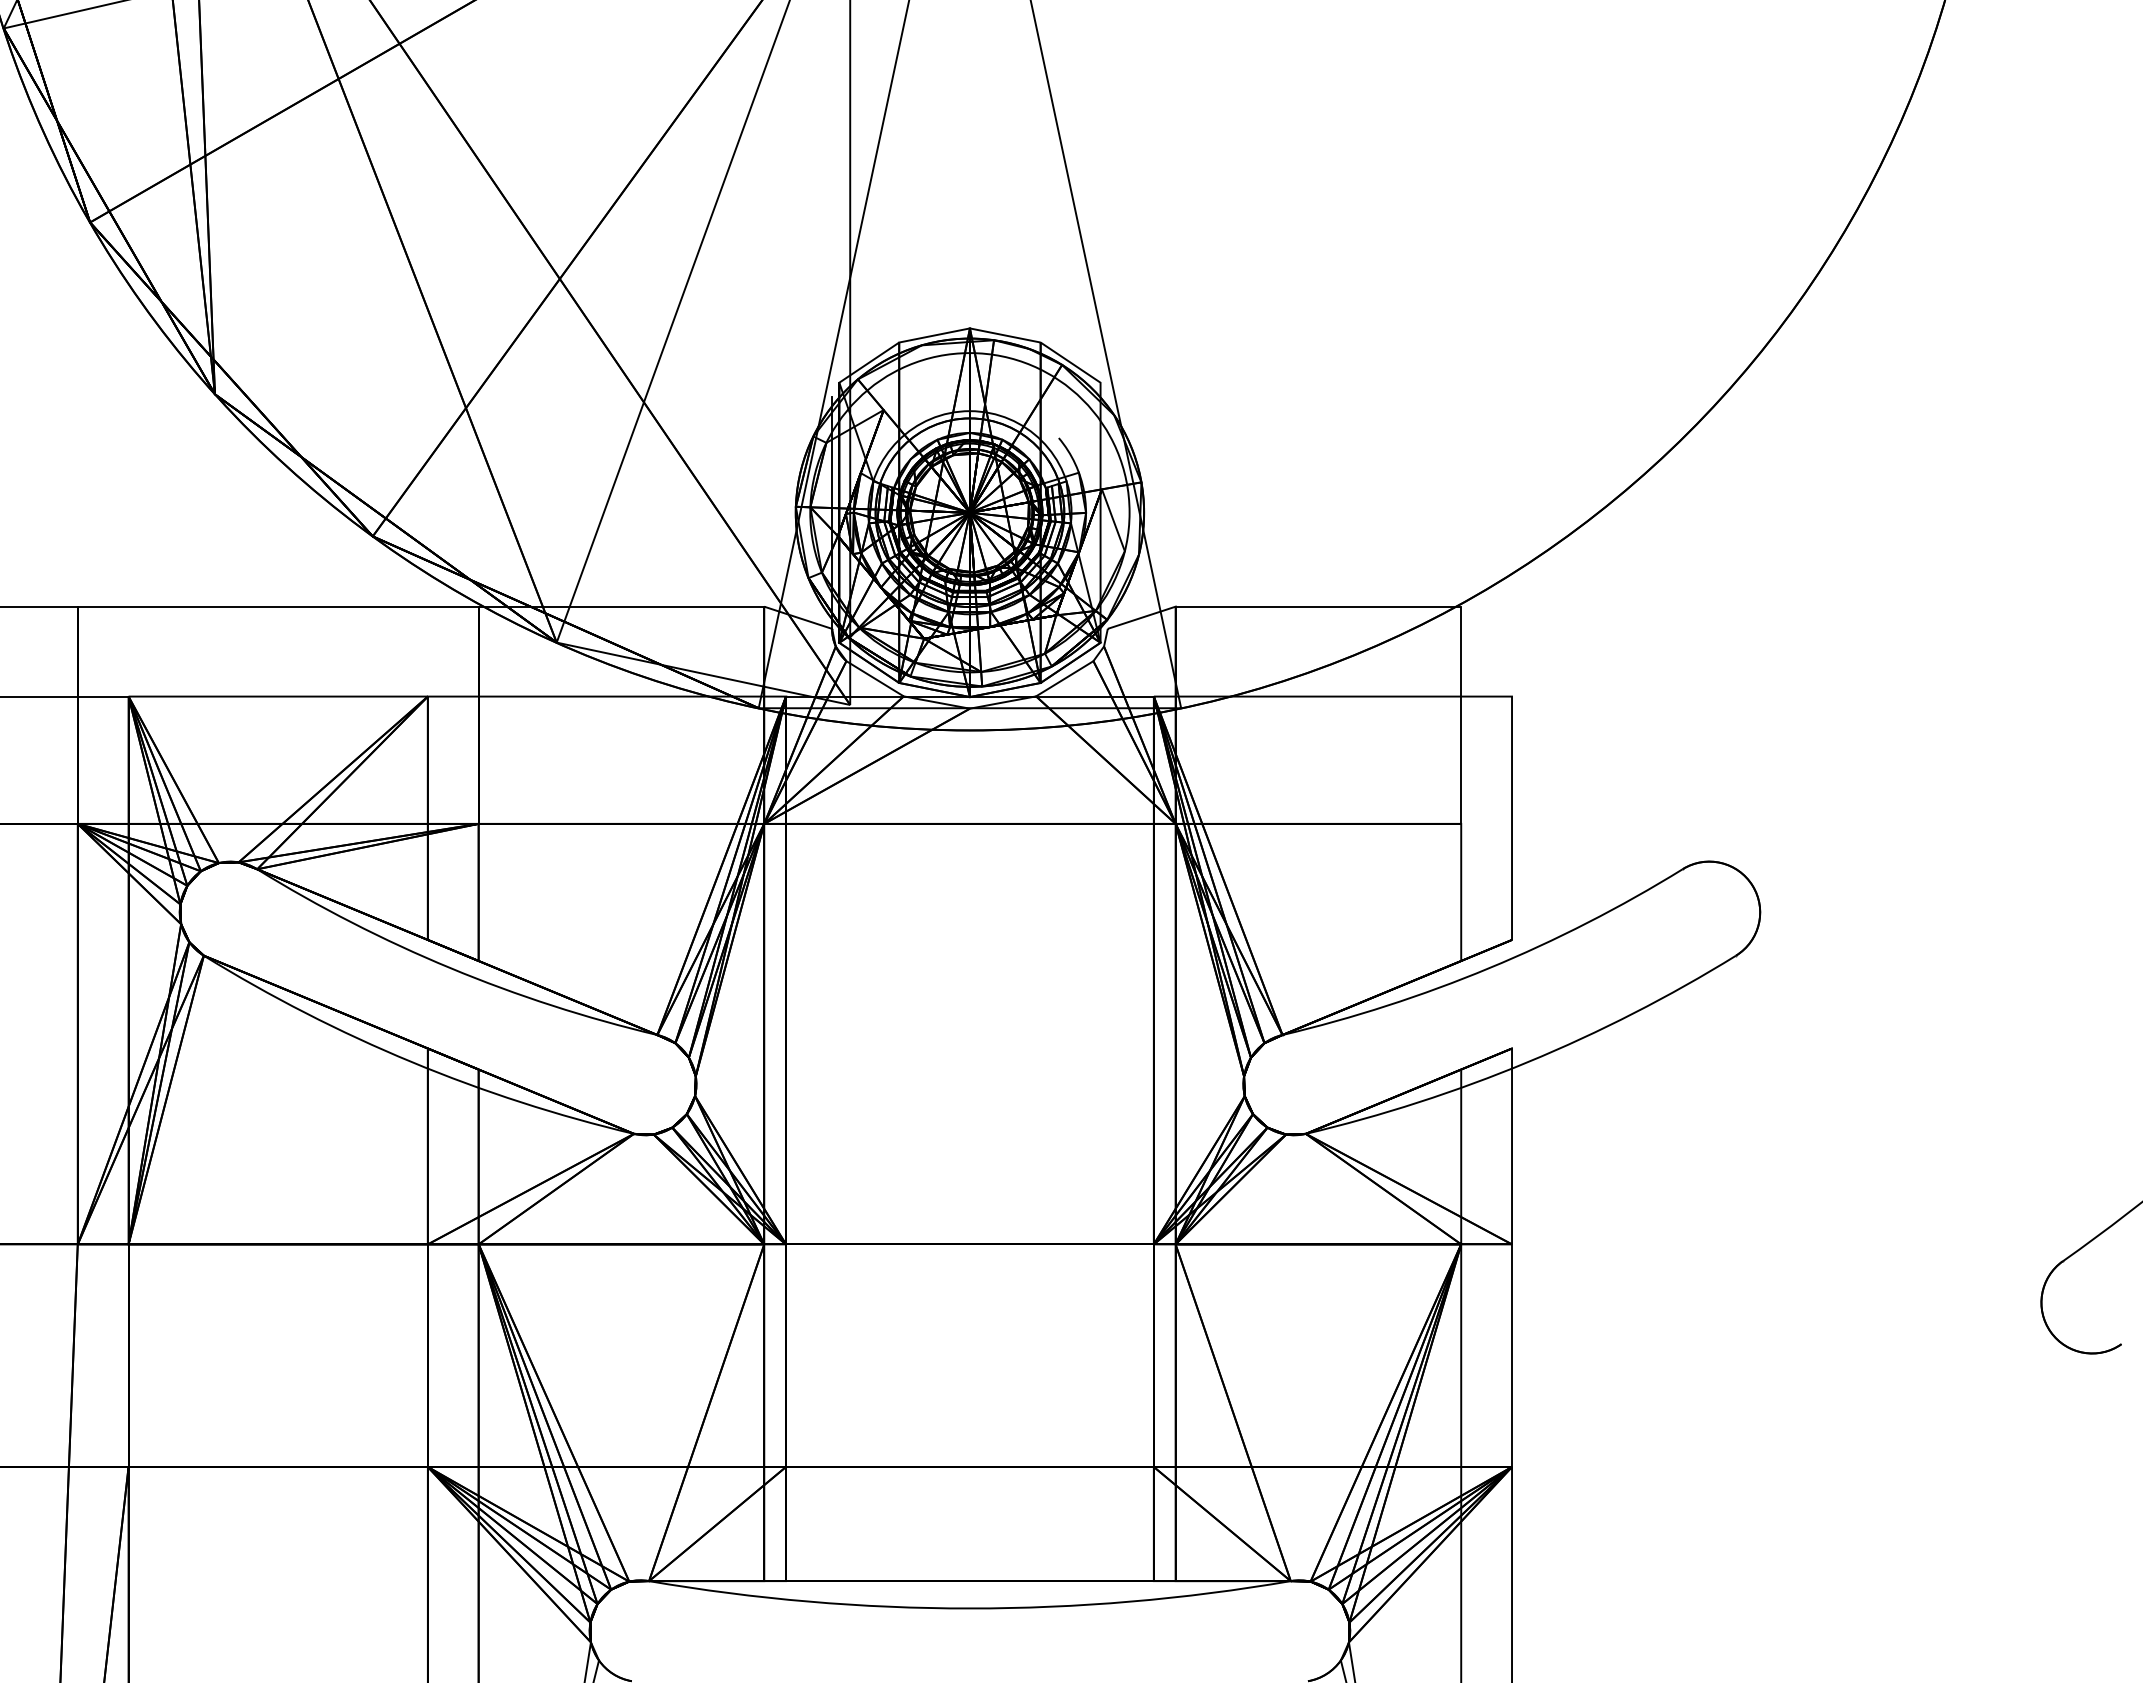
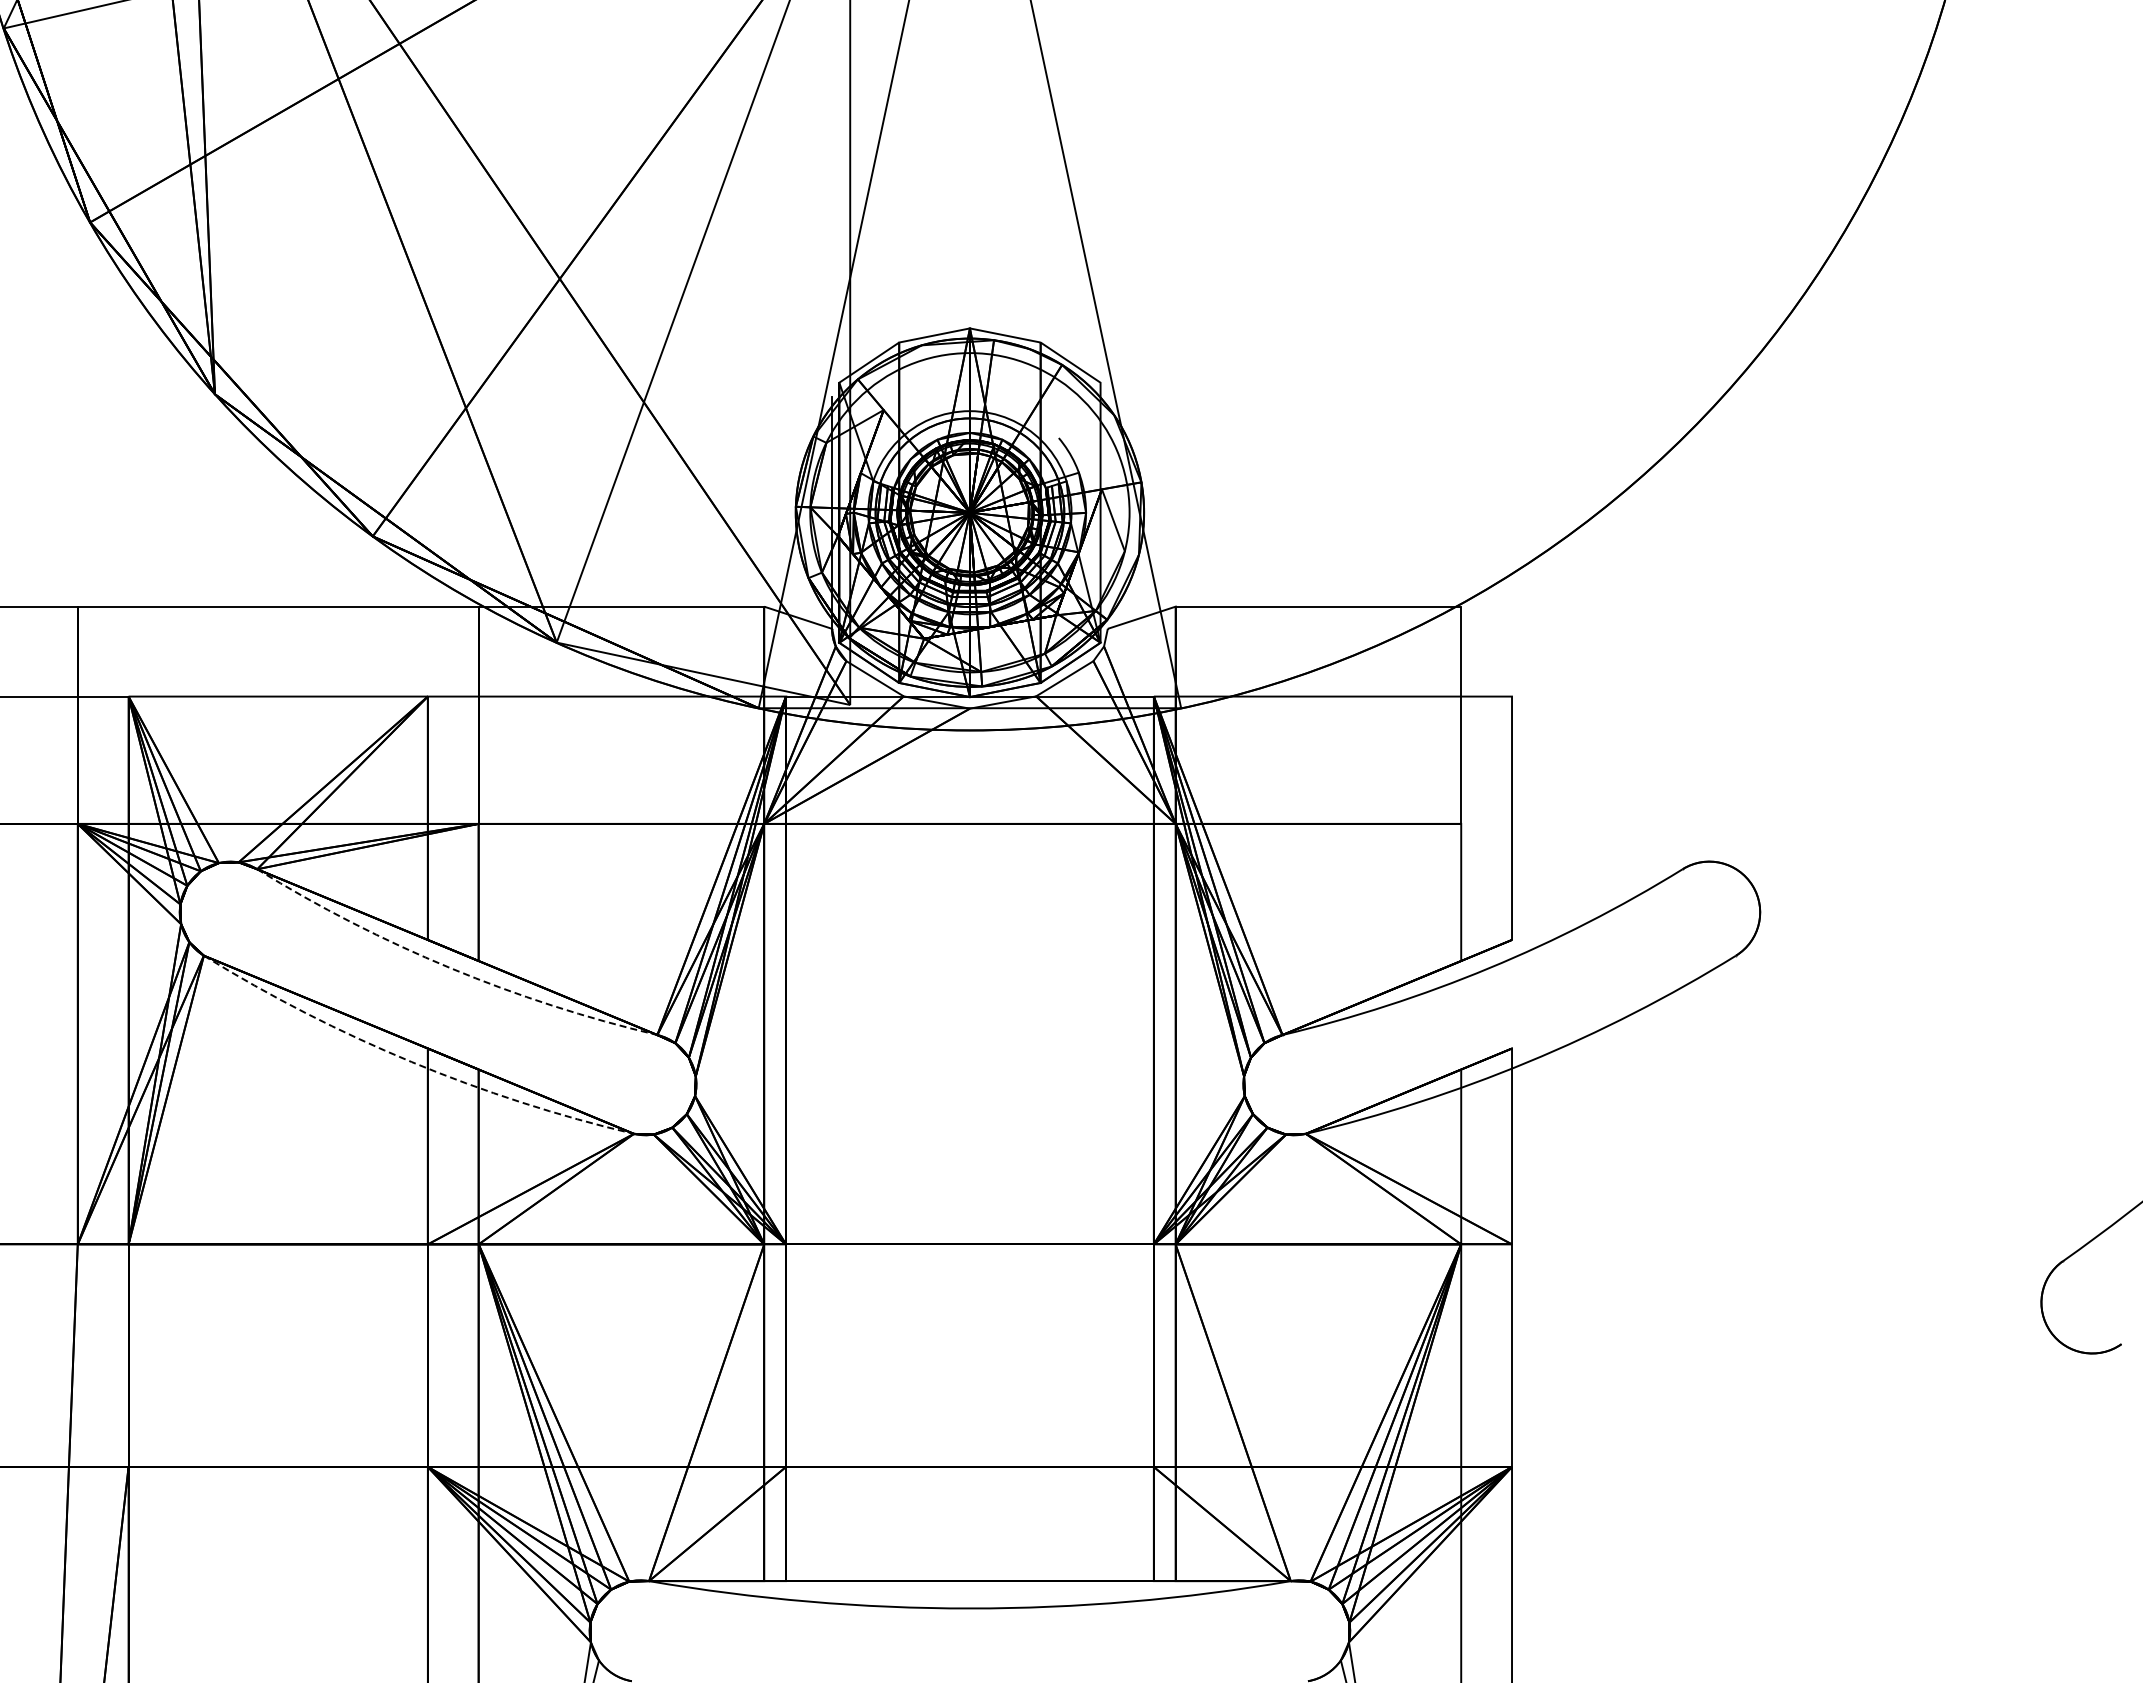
arc: solid -> dashed (450, 968)
arc: solid -> dashed (411, 1062)
